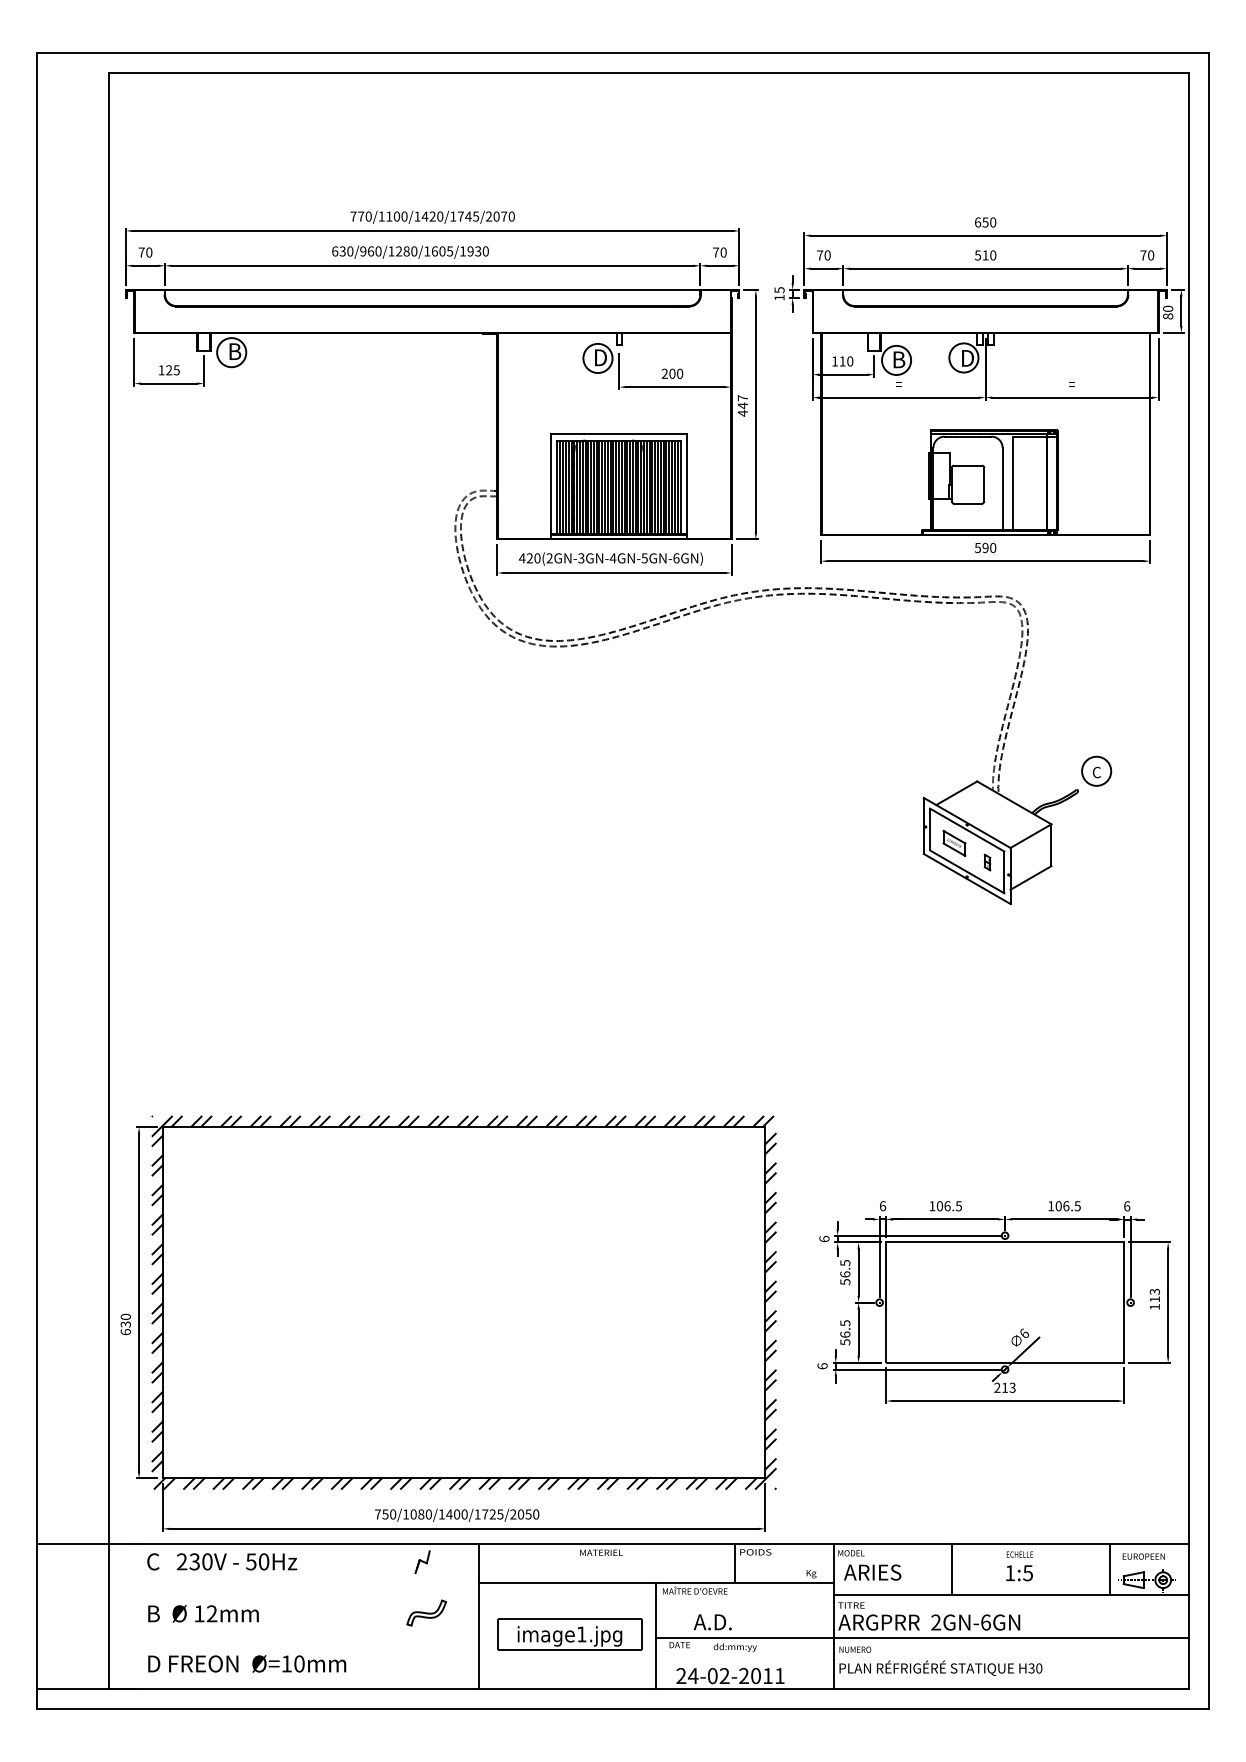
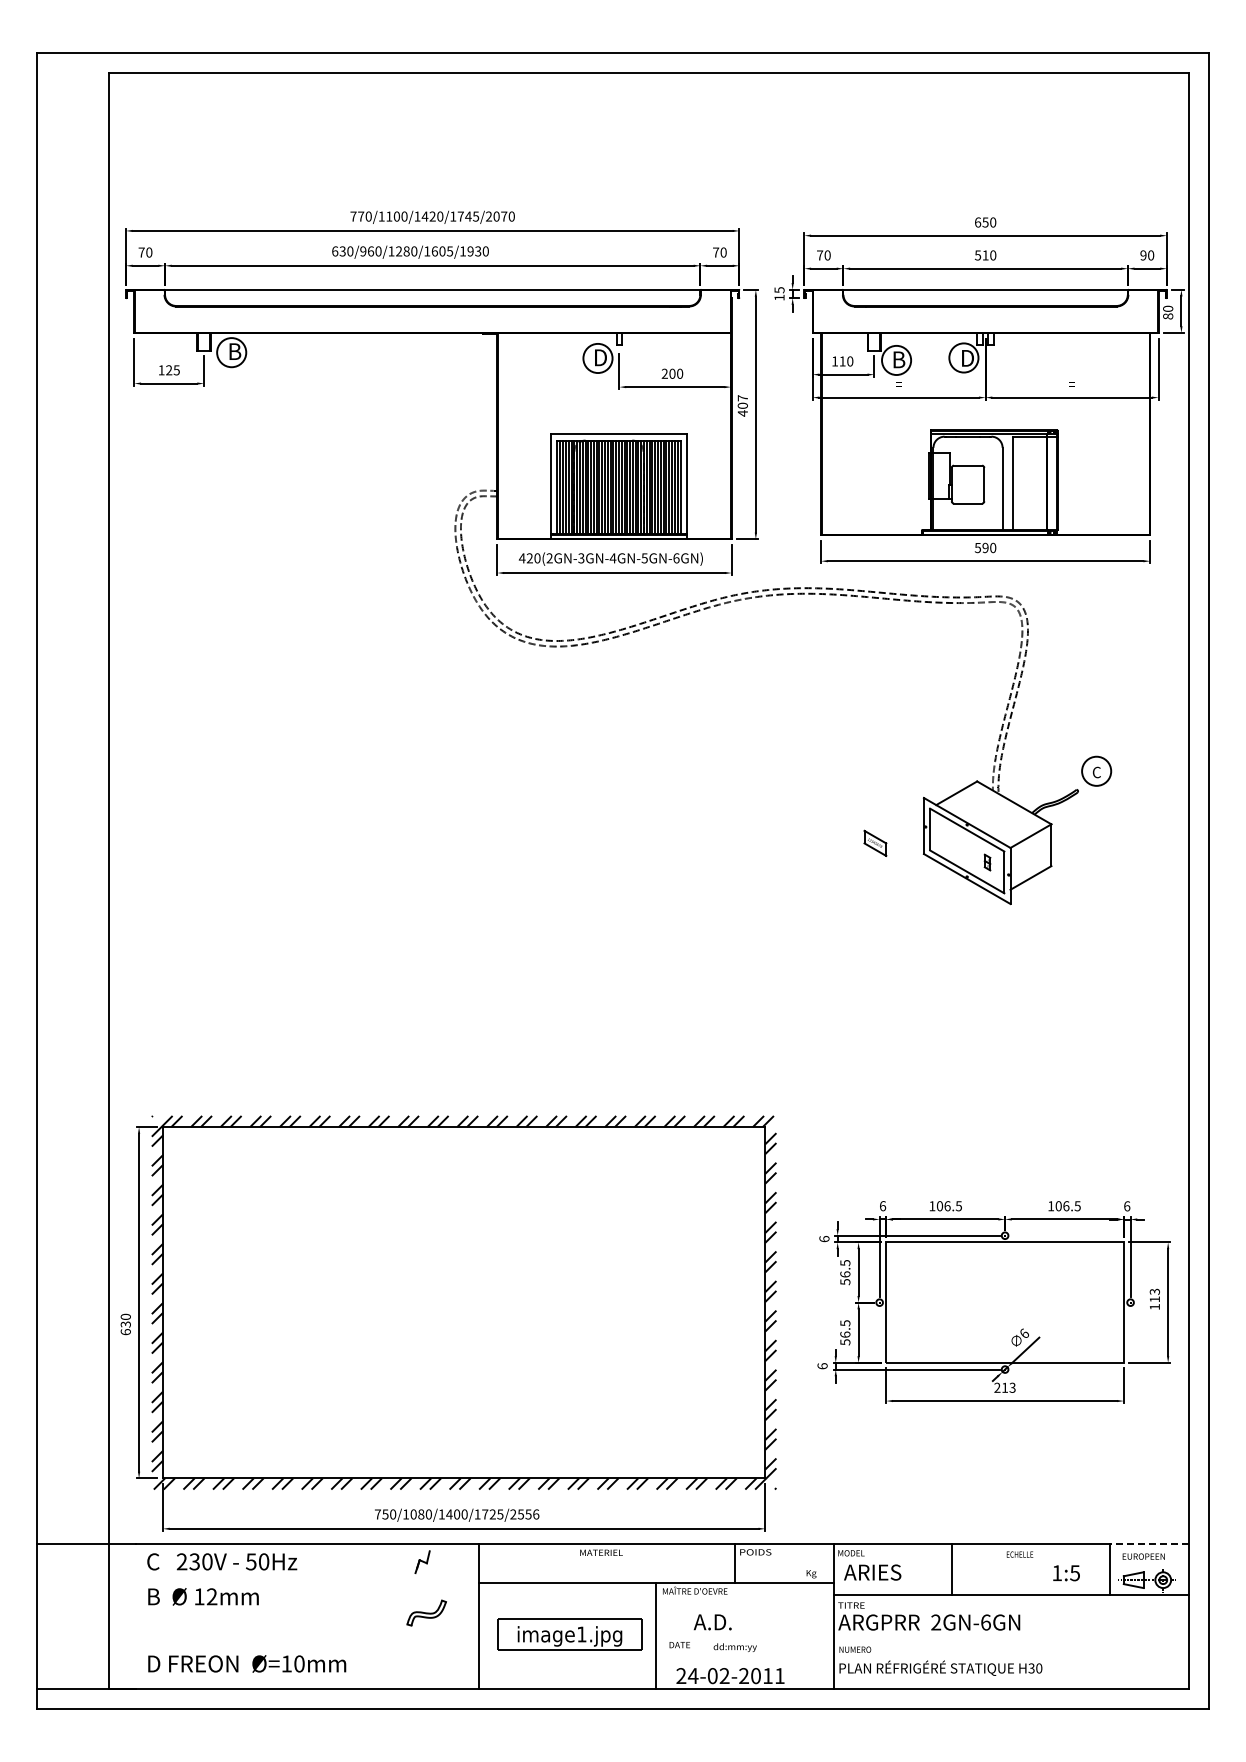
text: 70 -> 90 (1143, 255)
text: 447 -> 407 (742, 405)
part position: (954, 842) -> (875, 842) (875, 842)
text: 750/1080/1400/1725/2050 -> 750/1080/1400/1725/2556 (528, 1514)
line: solid -> dashed (1148, 1543)
text position: (1019, 1573) -> (1066, 1573) (1066, 1573)
text position: (203, 1613) -> (203, 1596) (203, 1596)
line: present -> none (922, 1638)
